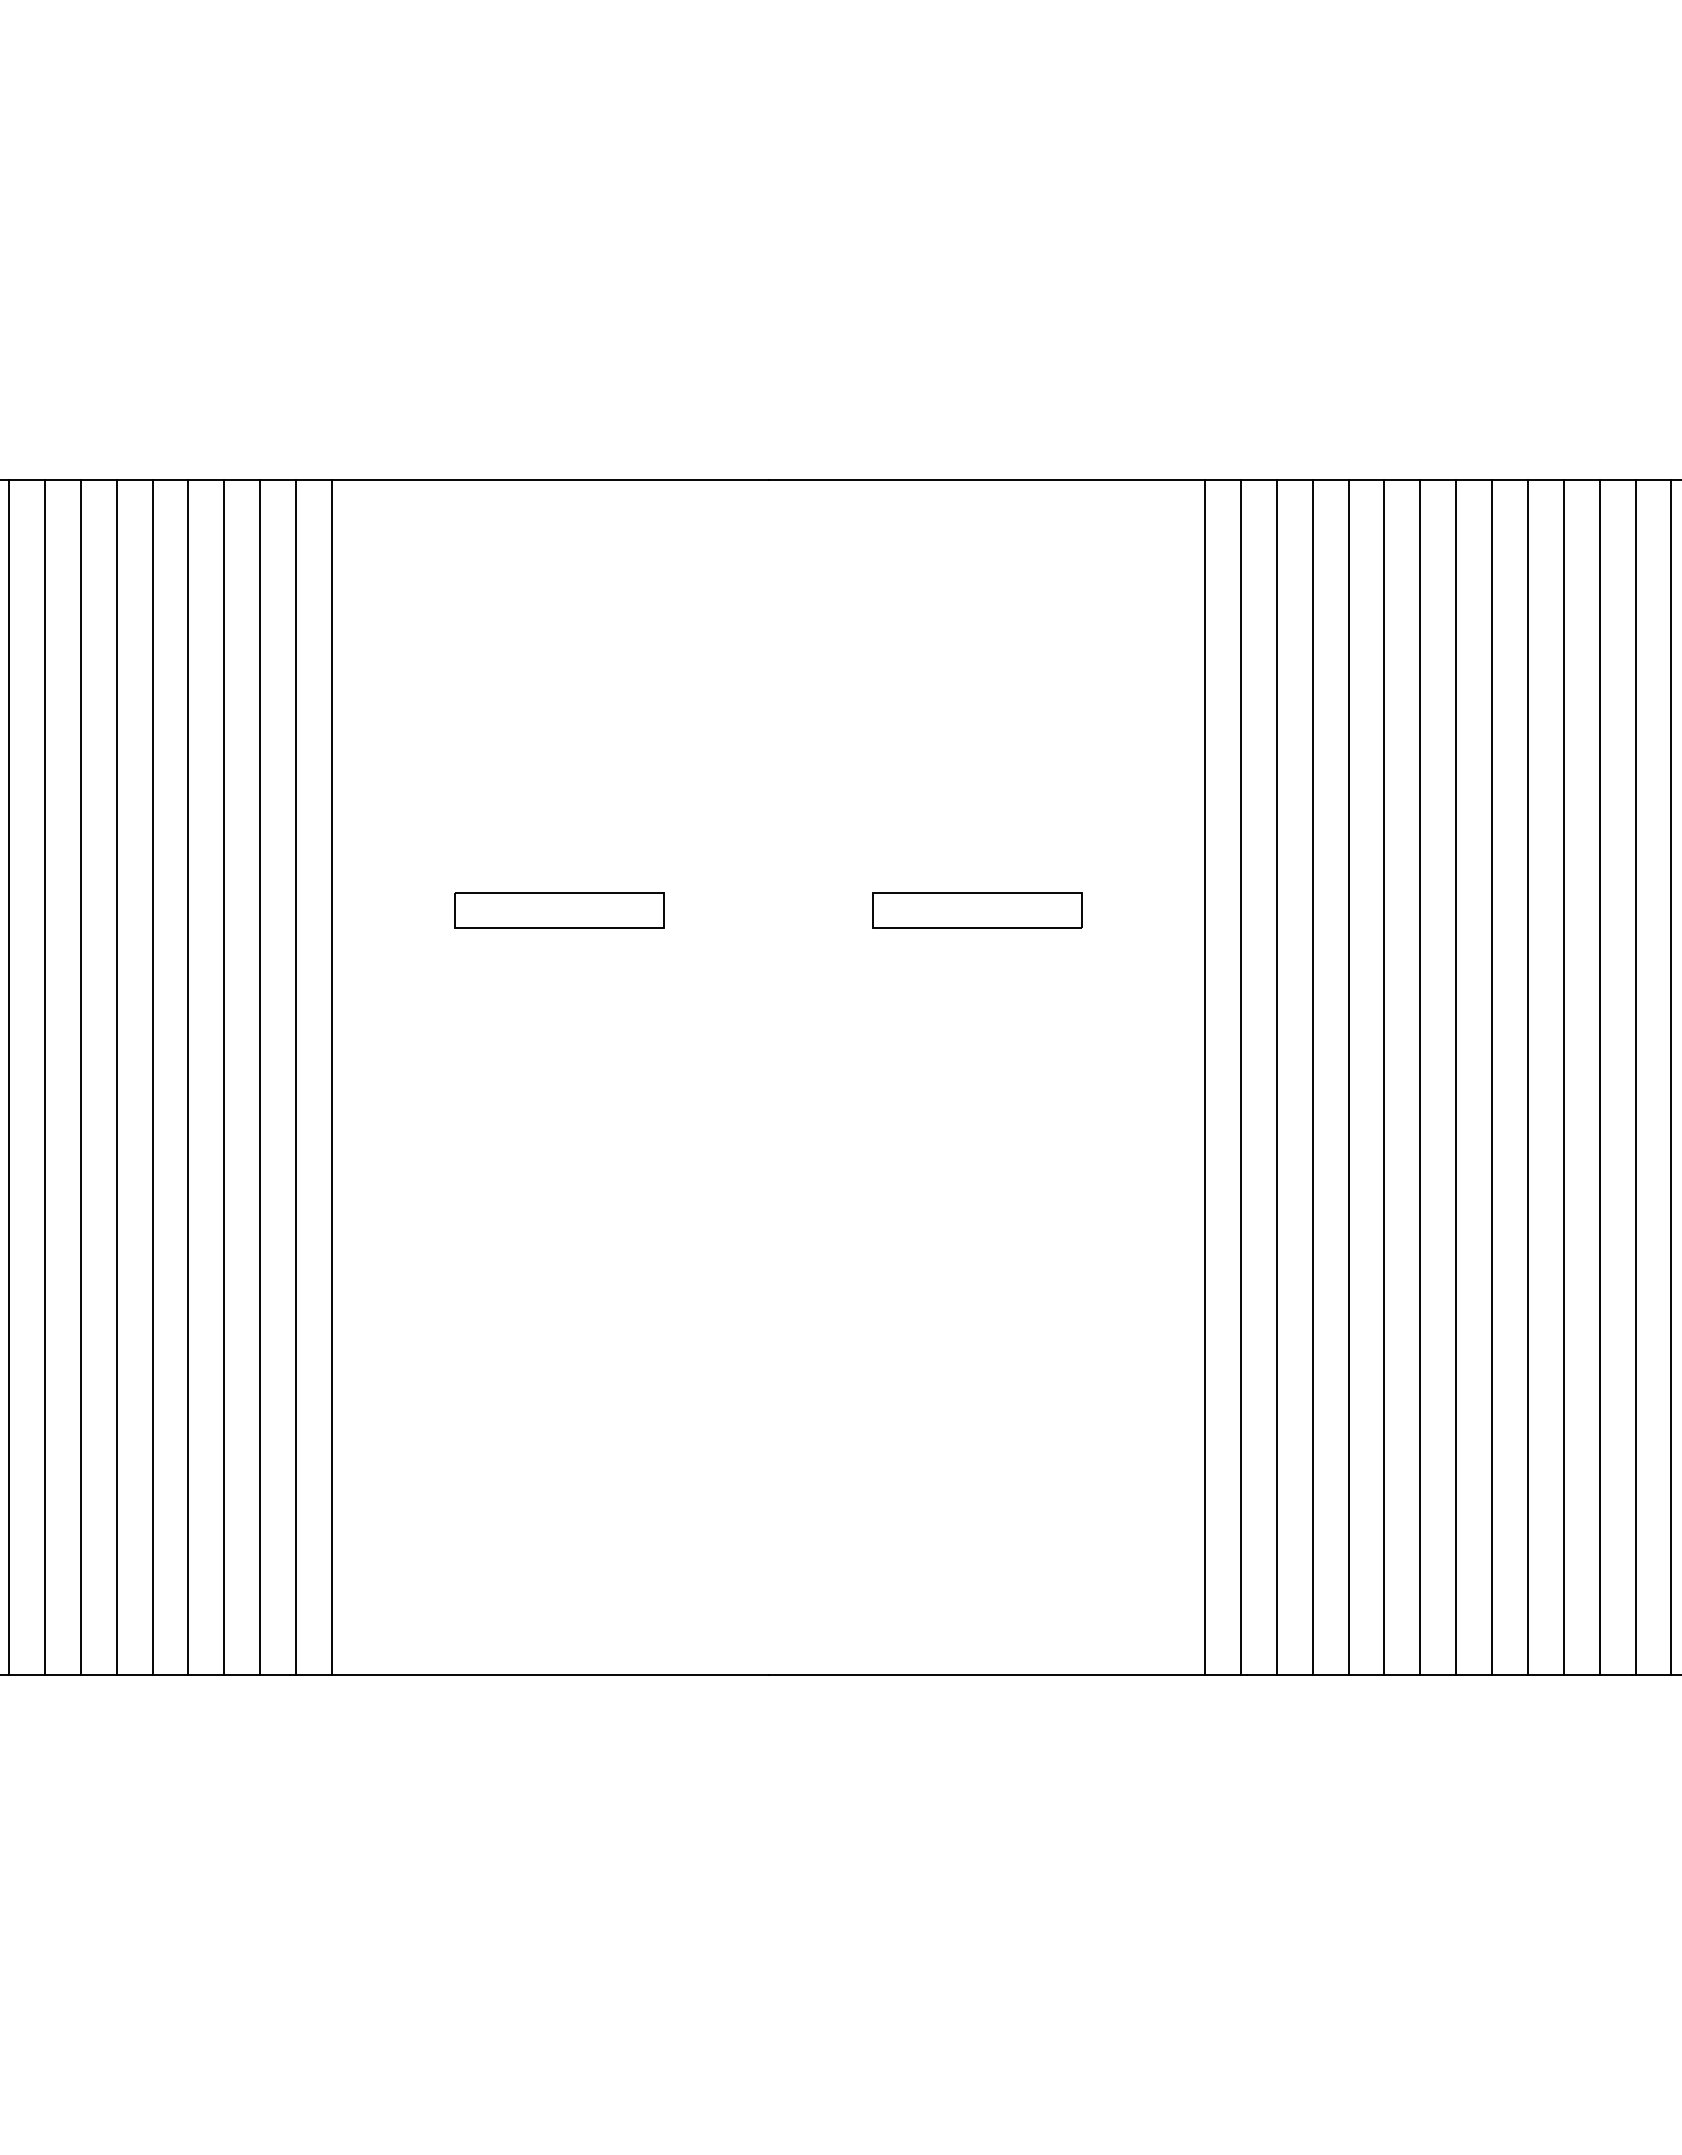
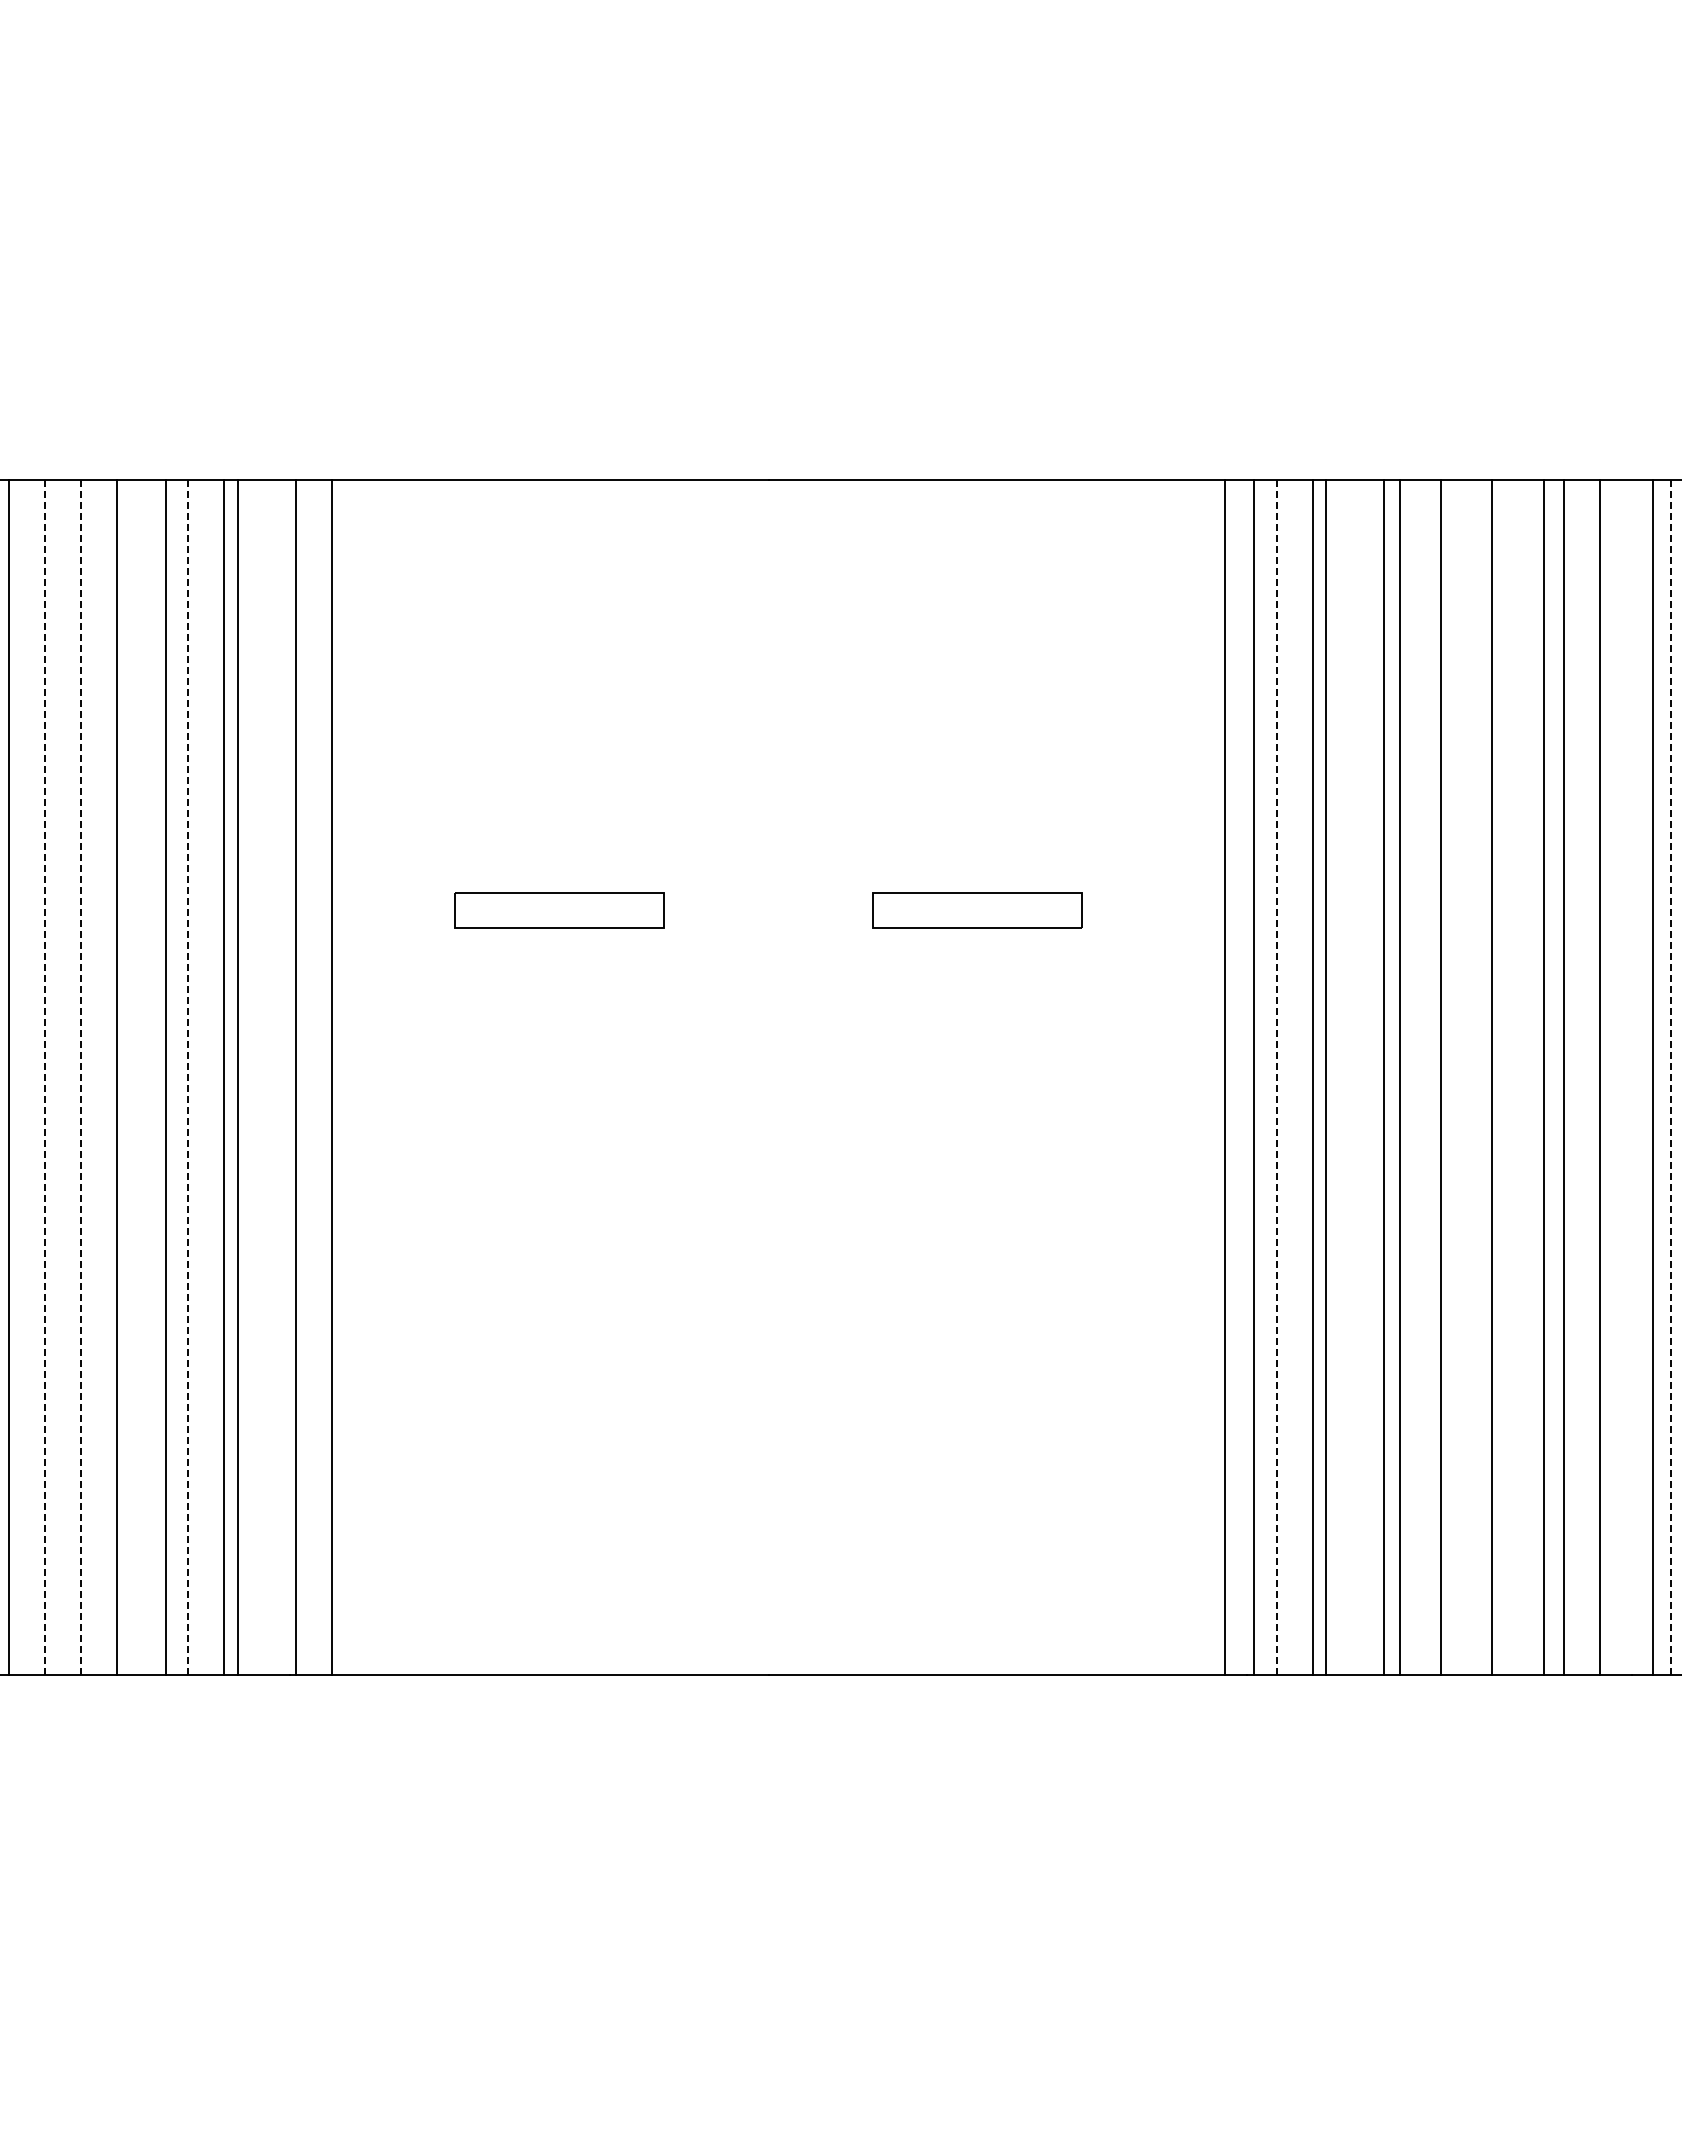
line: solid -> dashed (44, 1077)
line: solid -> dashed (80, 1077)
line position: (152, 1077) -> (165, 1077) (165, 1077)
line: solid -> dashed (188, 1077)
line position: (260, 1077) -> (238, 1077) (238, 1077)
line position: (1205, 1077) -> (1225, 1077) (1225, 1077)
line position: (1240, 1077) -> (1253, 1077) (1253, 1077)
line: solid -> dashed (1276, 1077)
line position: (1348, 1077) -> (1325, 1077) (1325, 1077)
line position: (1420, 1077) -> (1400, 1077) (1400, 1077)
line position: (1456, 1077) -> (1441, 1077) (1441, 1077)
line position: (1527, 1077) -> (1543, 1077) (1543, 1077)
line position: (1635, 1077) -> (1652, 1077) (1652, 1077)
line: solid -> dashed (1671, 1077)
